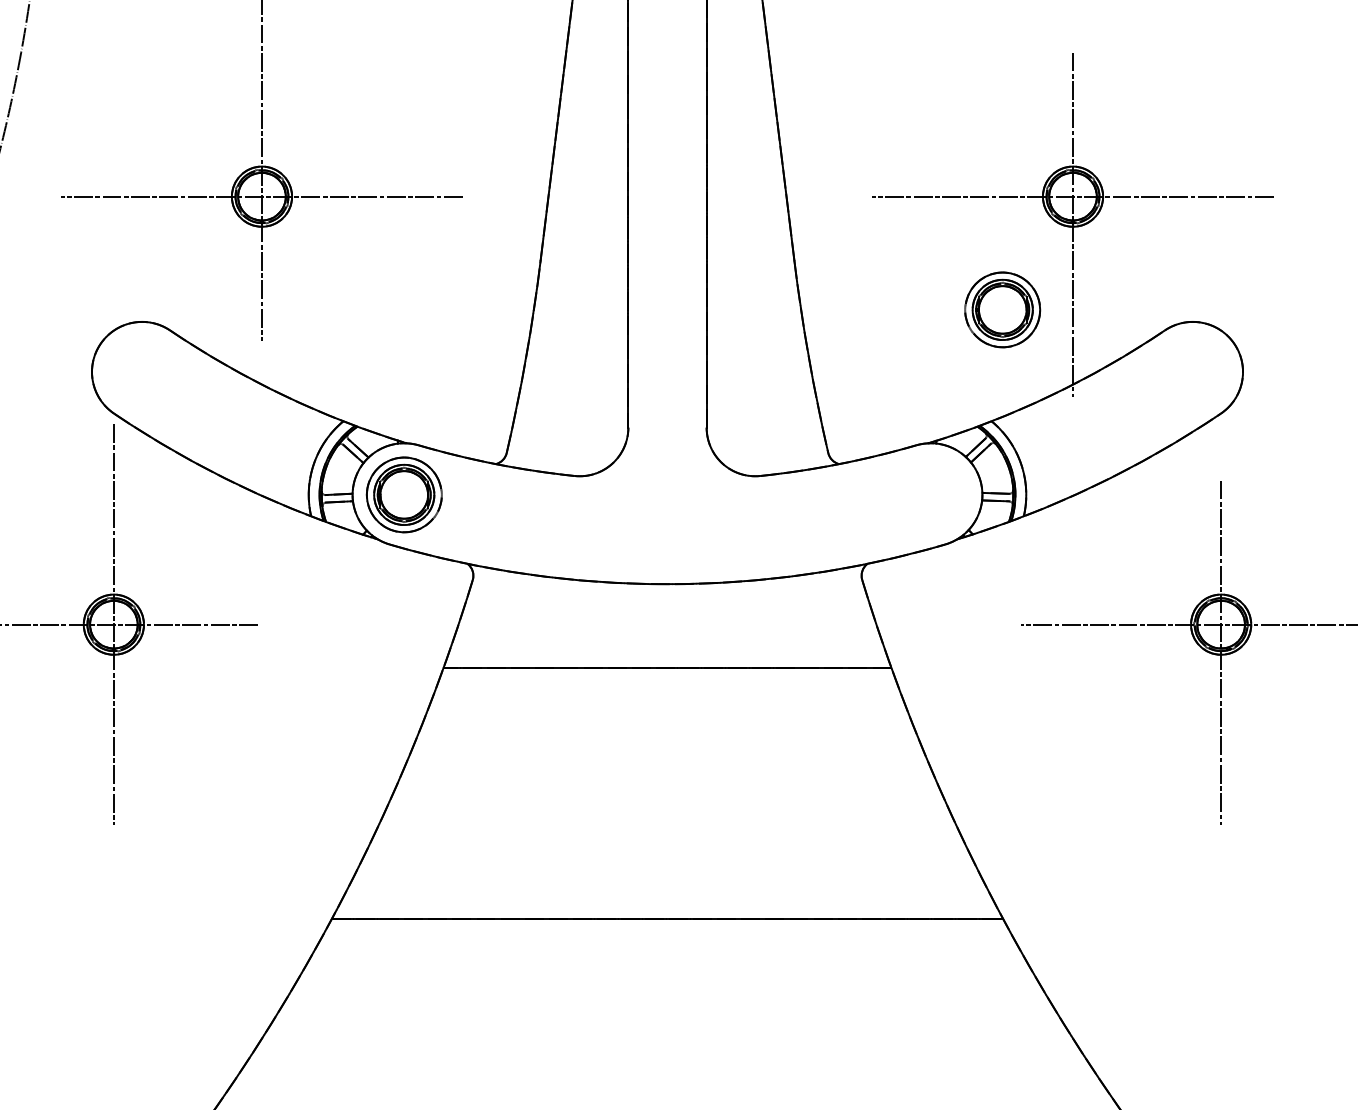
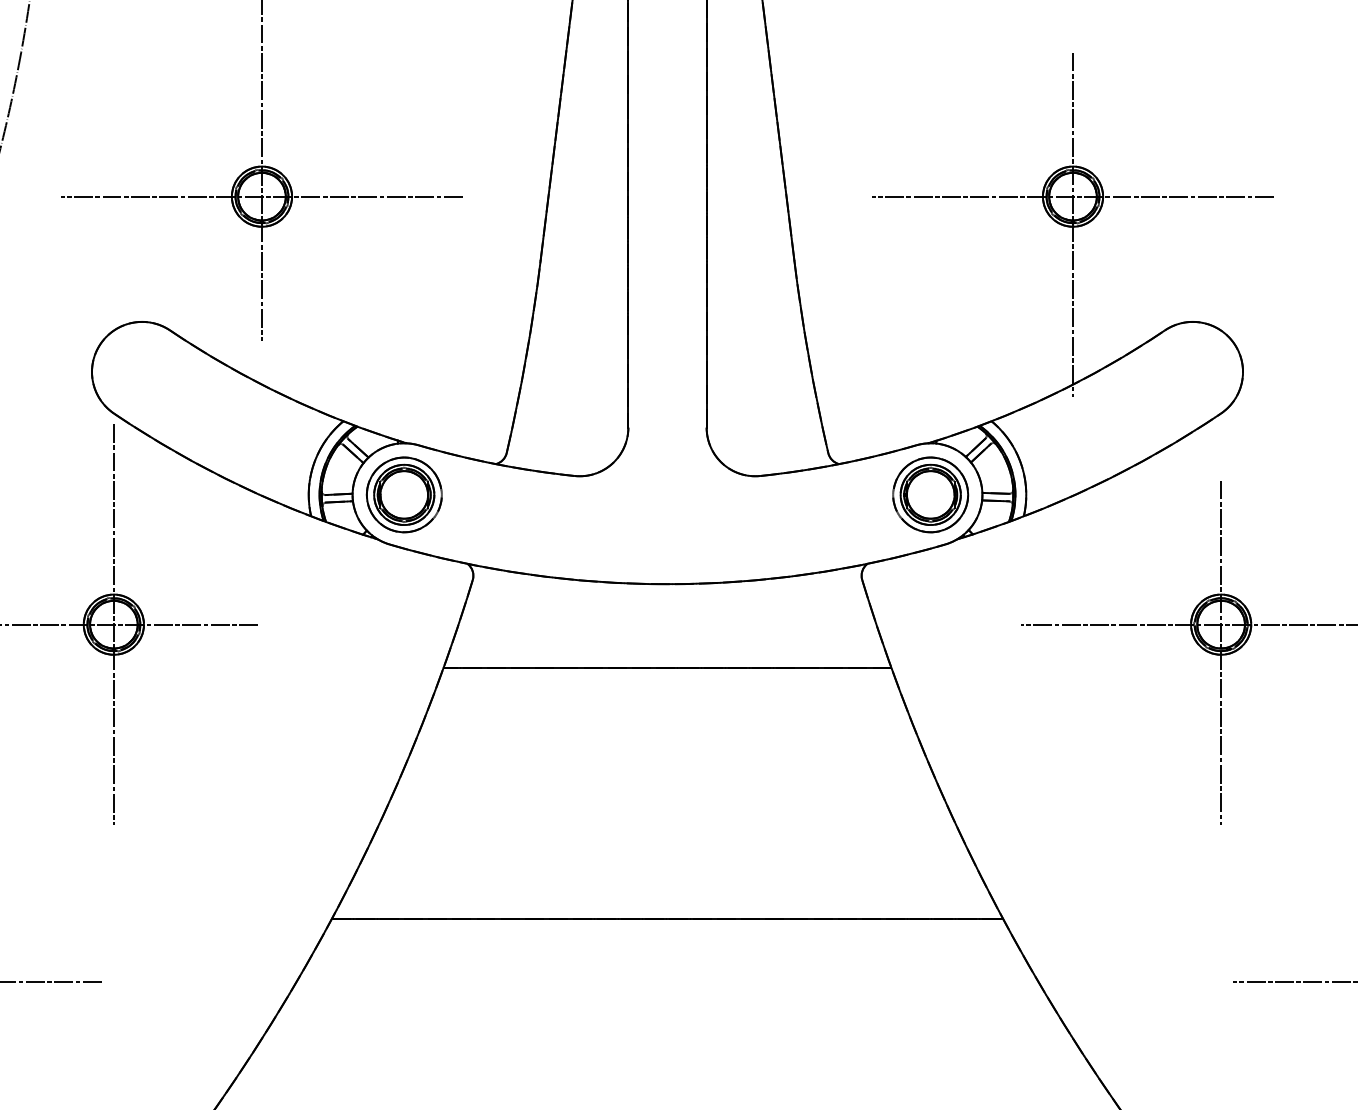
part position: (1002, 309) -> (930, 494) (930, 494)
line: none -> present (51, 981)
line: none -> present (1293, 981)
